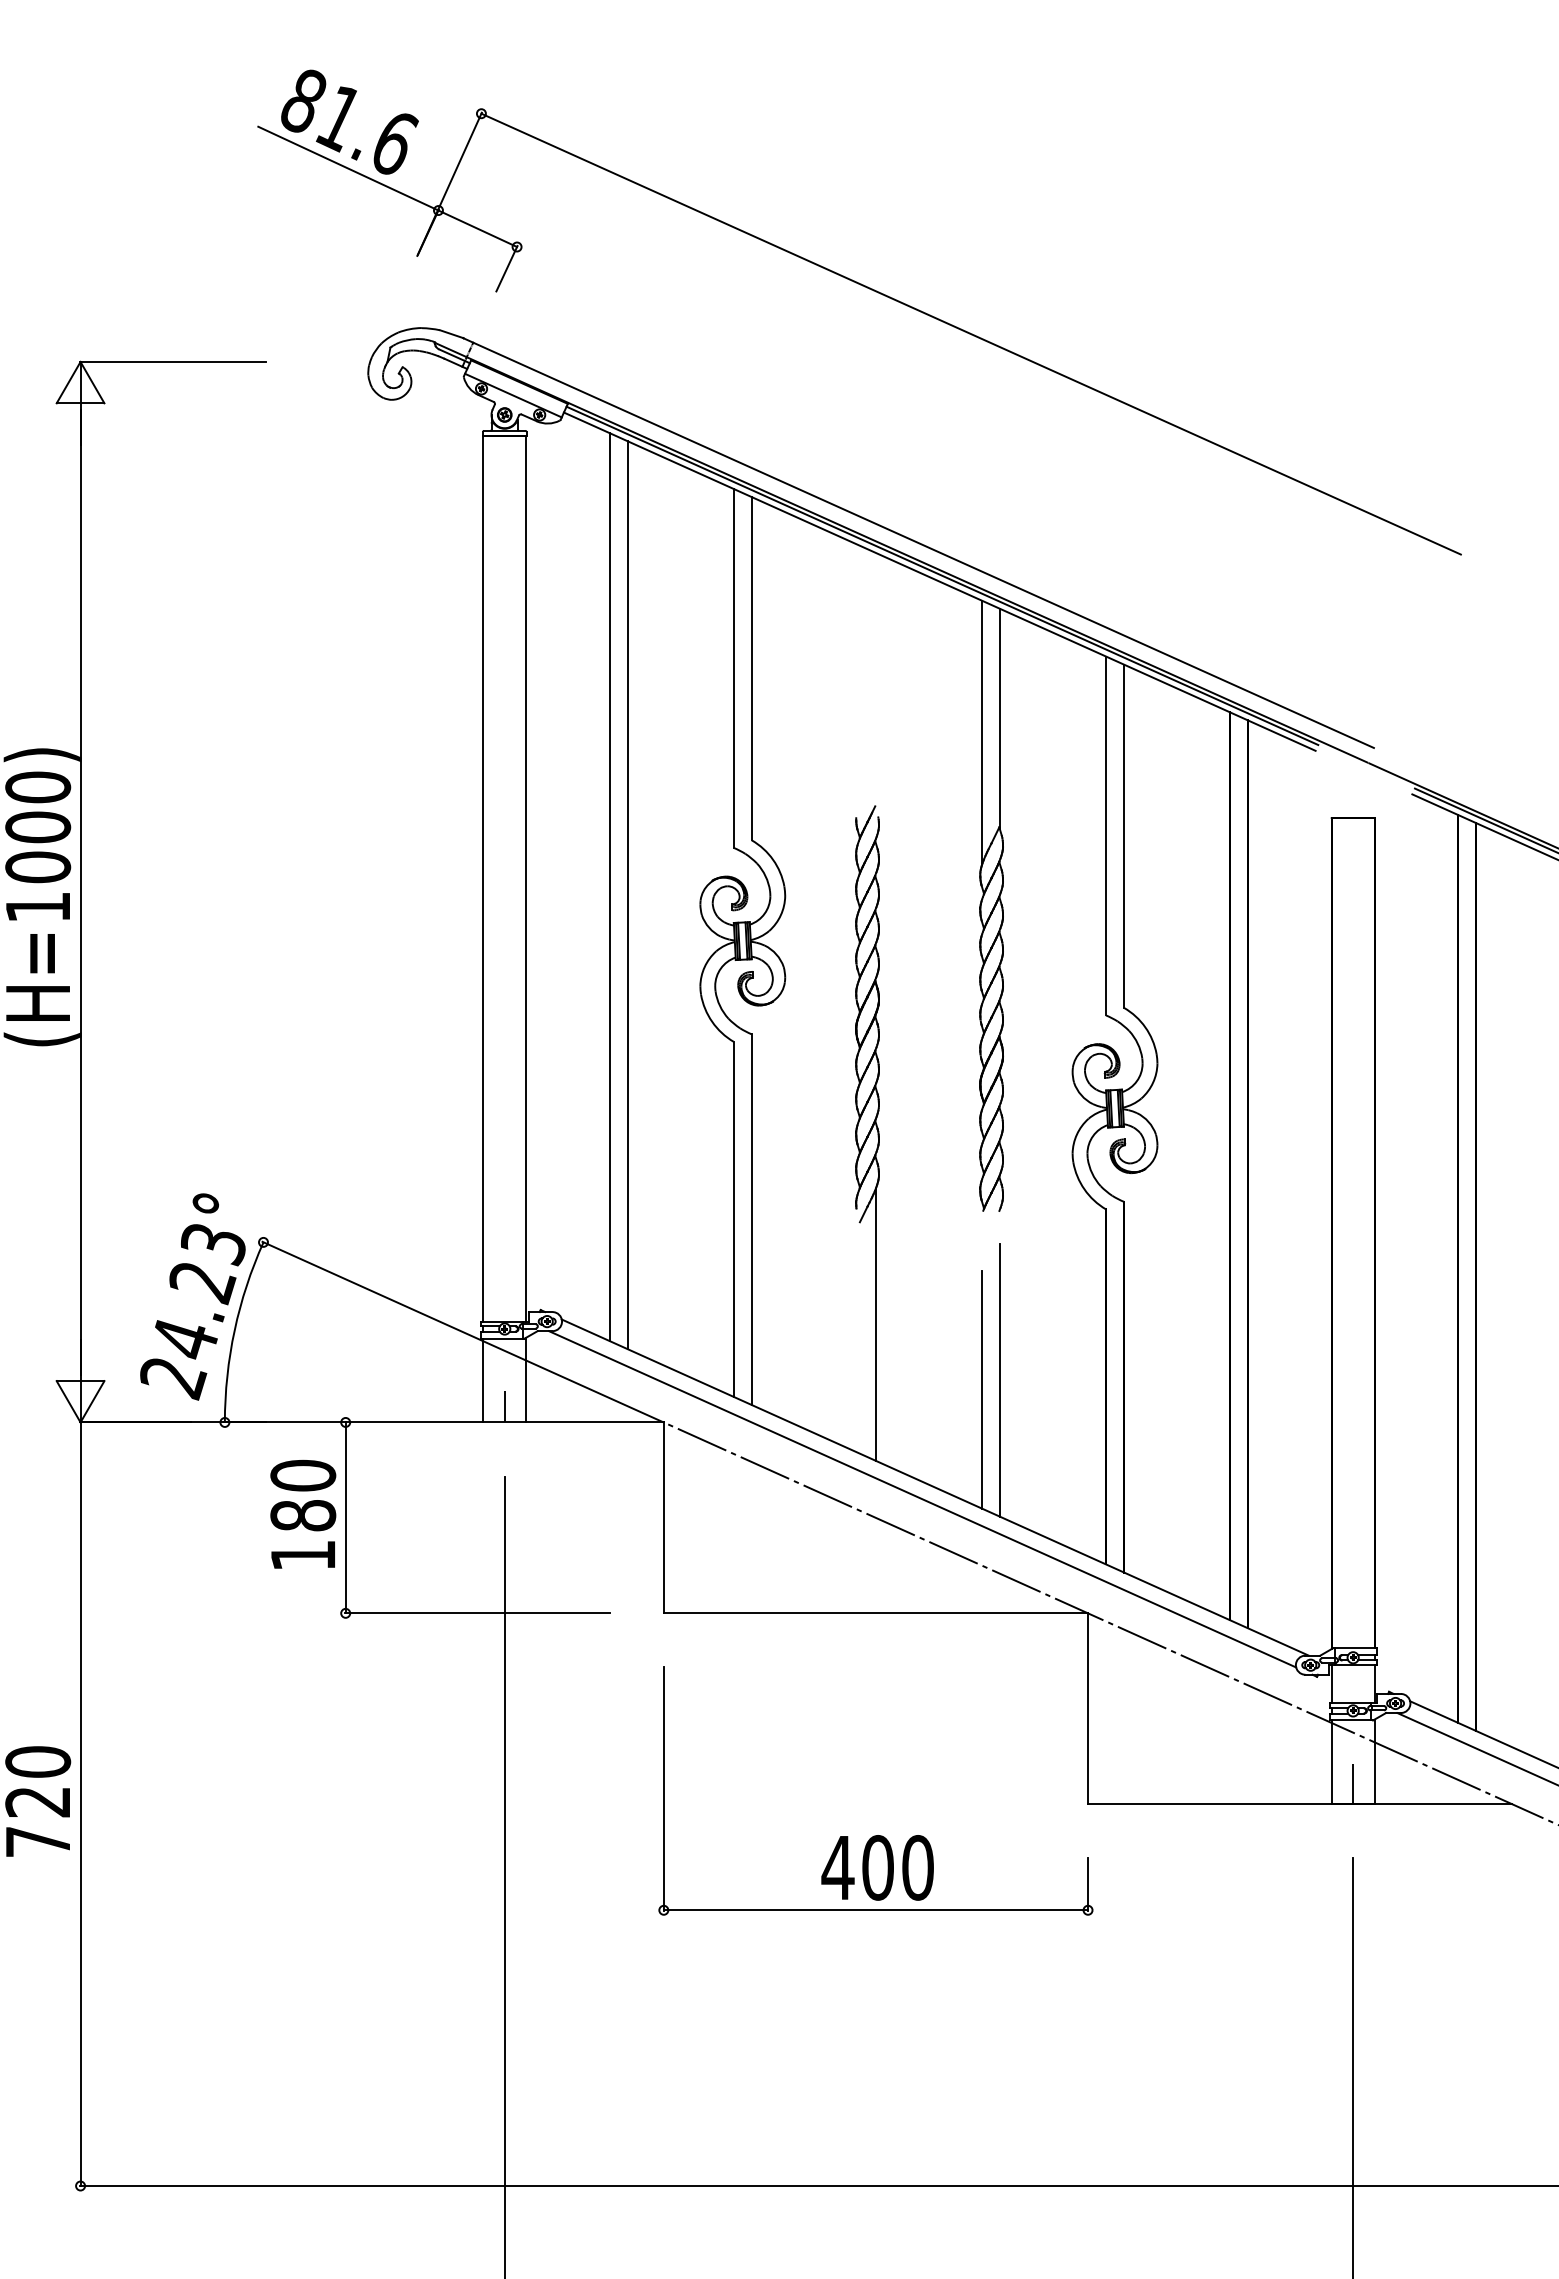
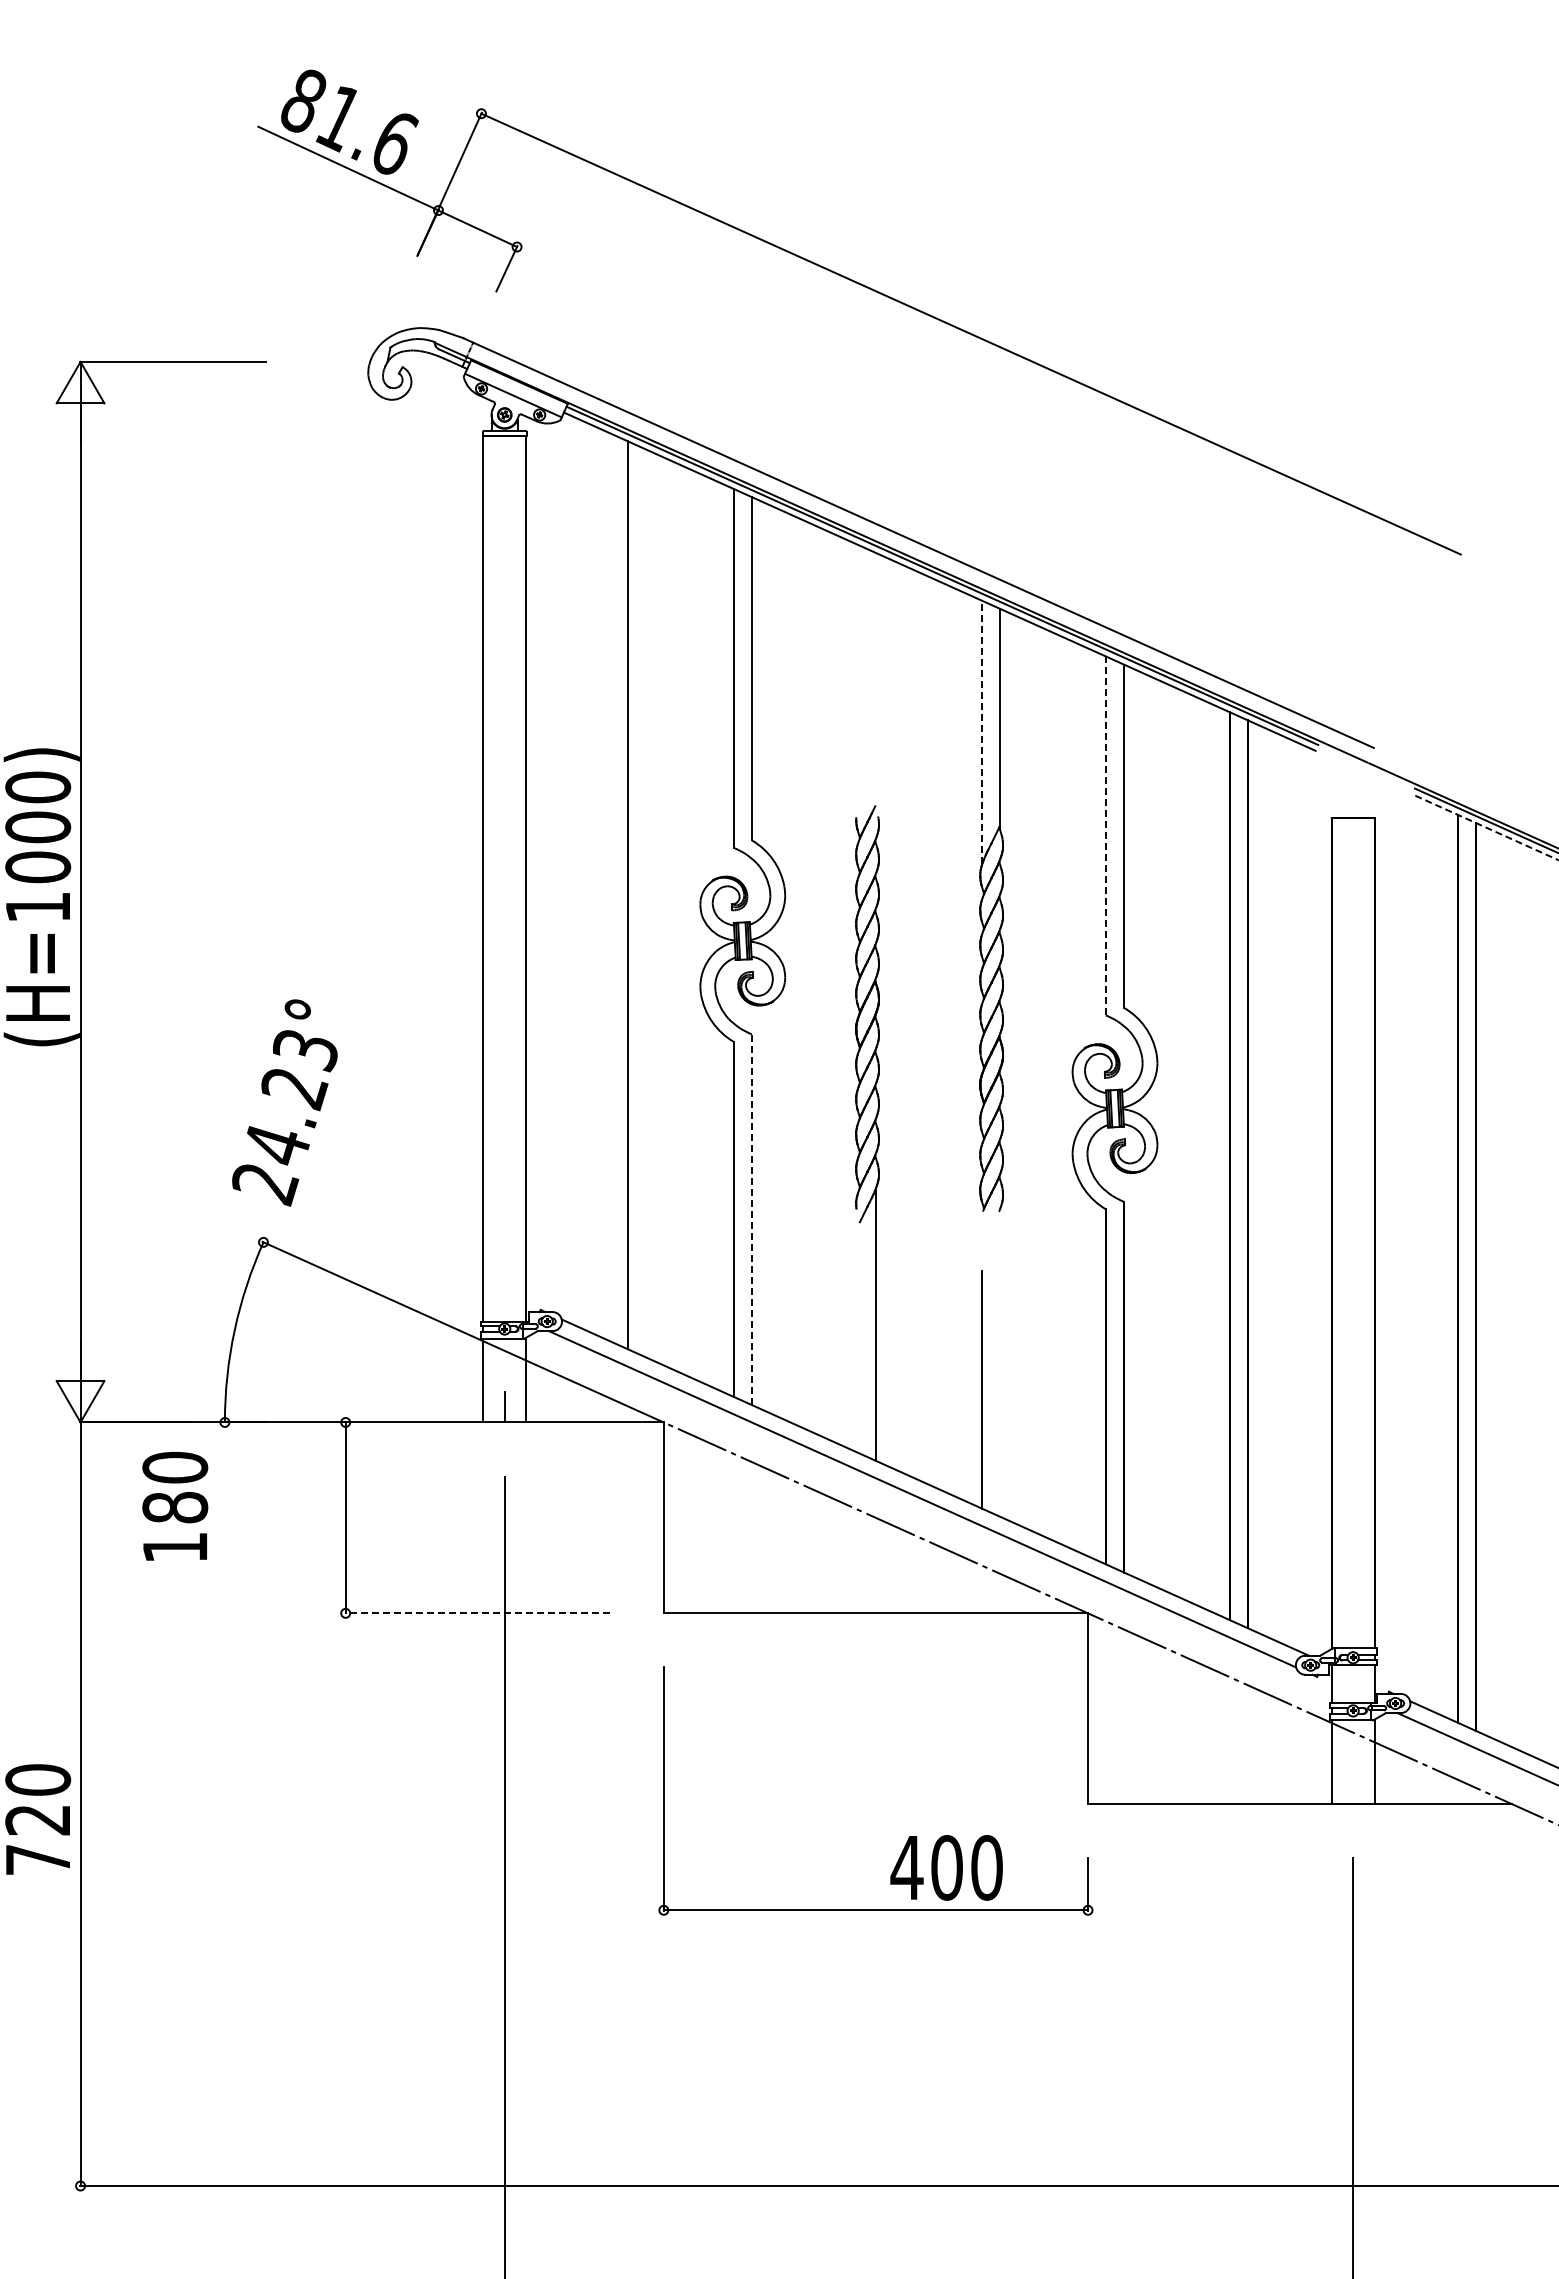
line: solid -> dashed (981, 732)
line: solid -> dashed (1485, 827)
line: solid -> dashed (1106, 835)
line: present -> none (609, 887)
line: solid -> dashed (751, 1219)
text position: (192, 1296) -> (284, 1102) (284, 1102)
line: present -> none (1000, 1380)
text position: (303, 1514) -> (175, 1506) (175, 1506)
line: solid -> dashed (477, 1613)
line: present -> none (1353, 1783)
text position: (38, 1801) -> (38, 1819) (38, 1819)
text position: (877, 1867) -> (946, 1867) (946, 1867)
